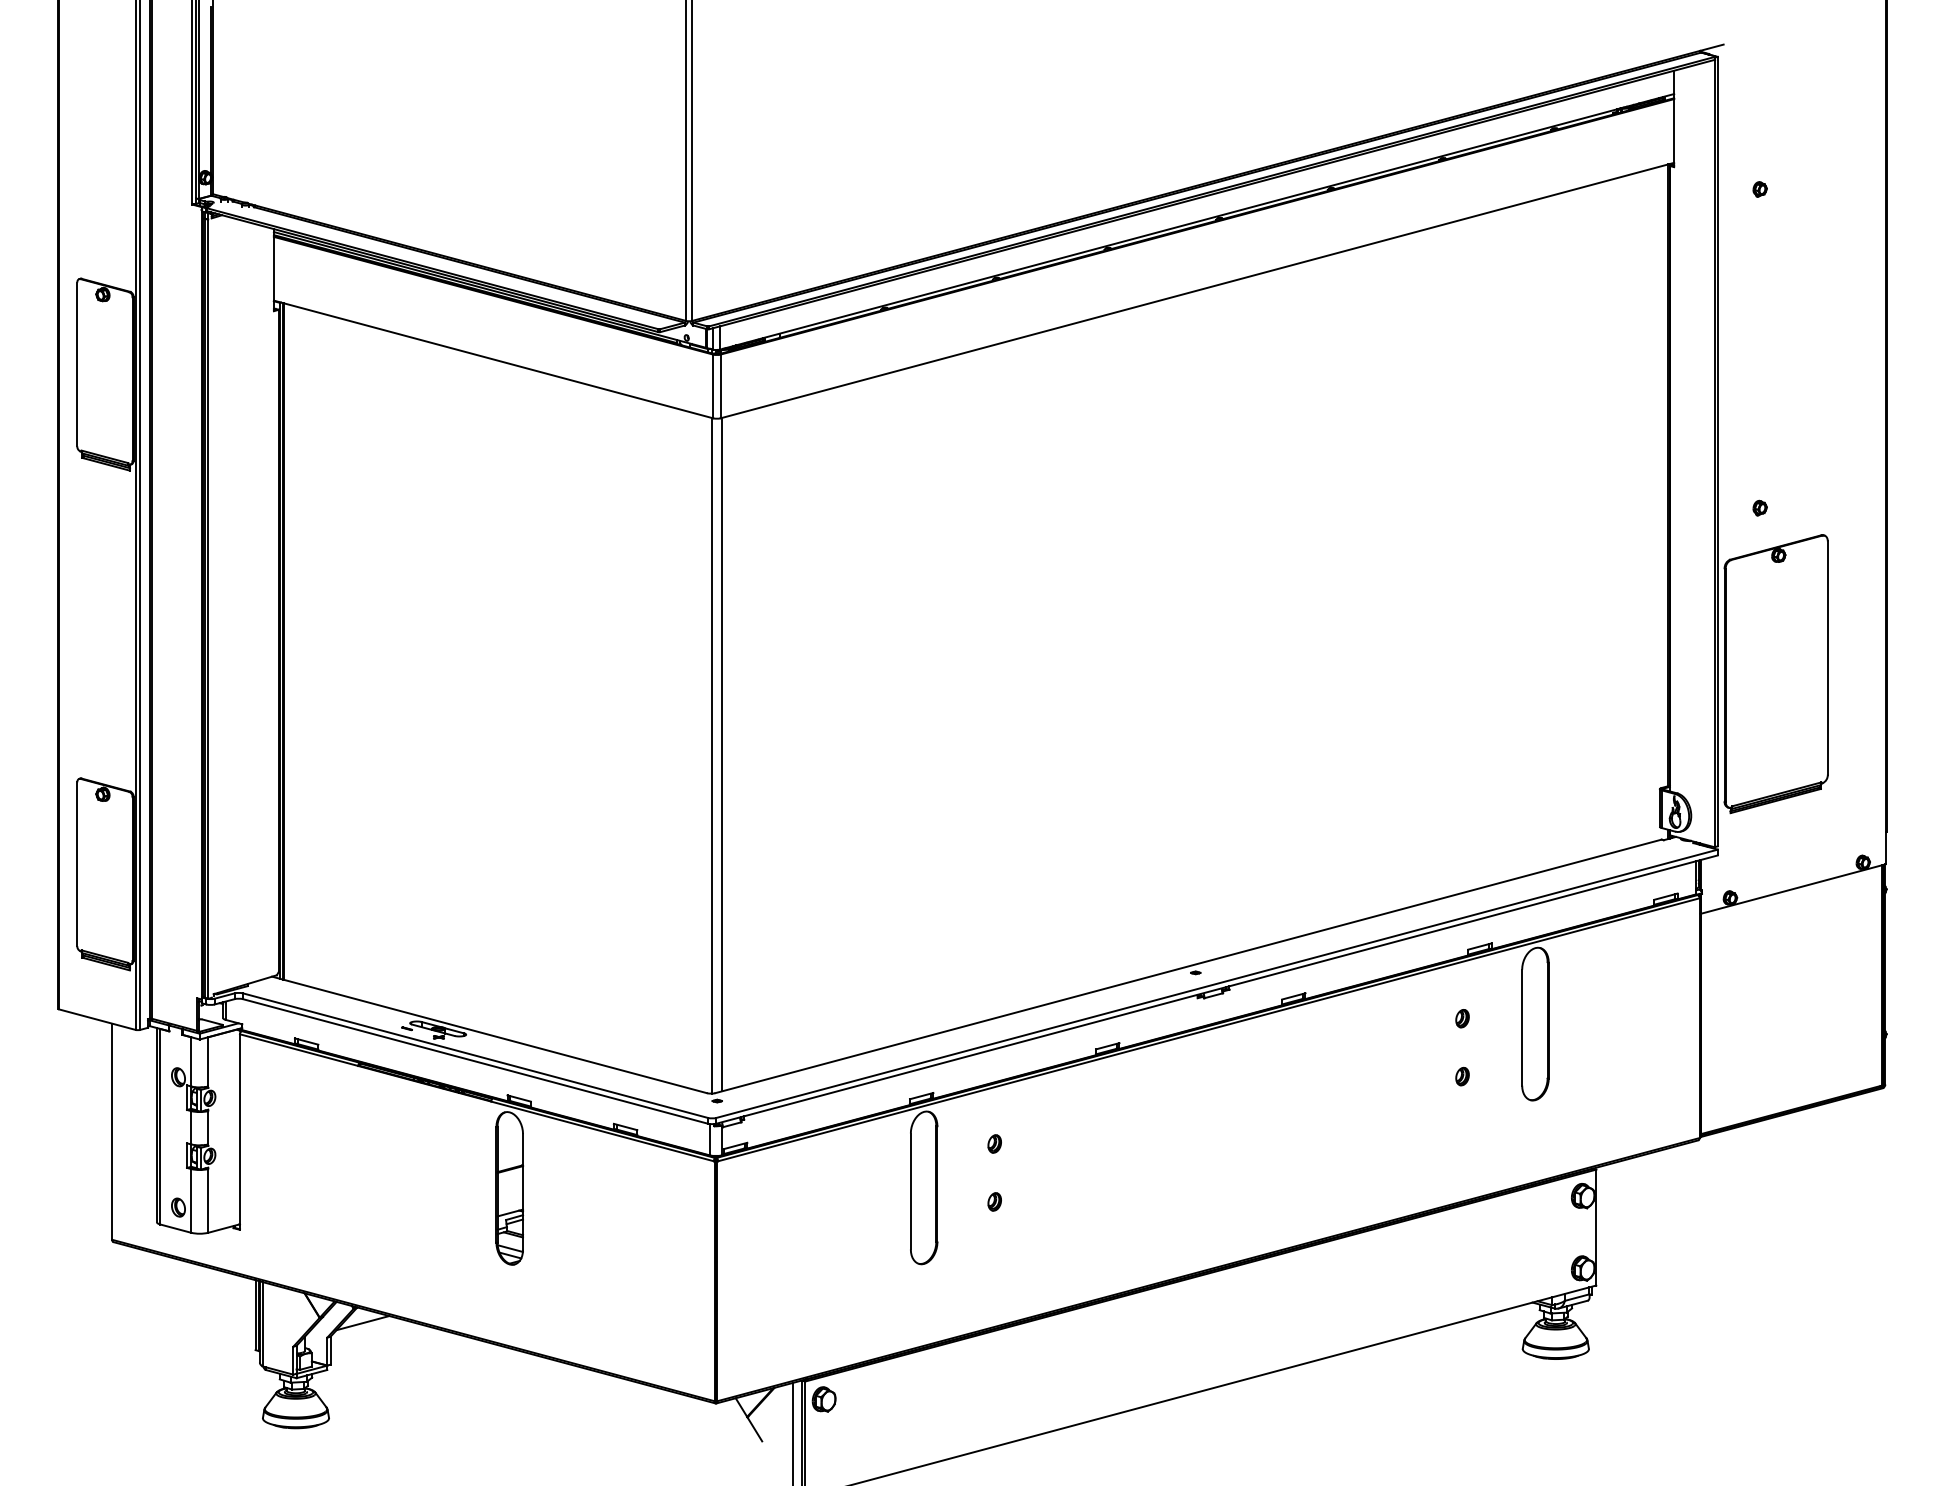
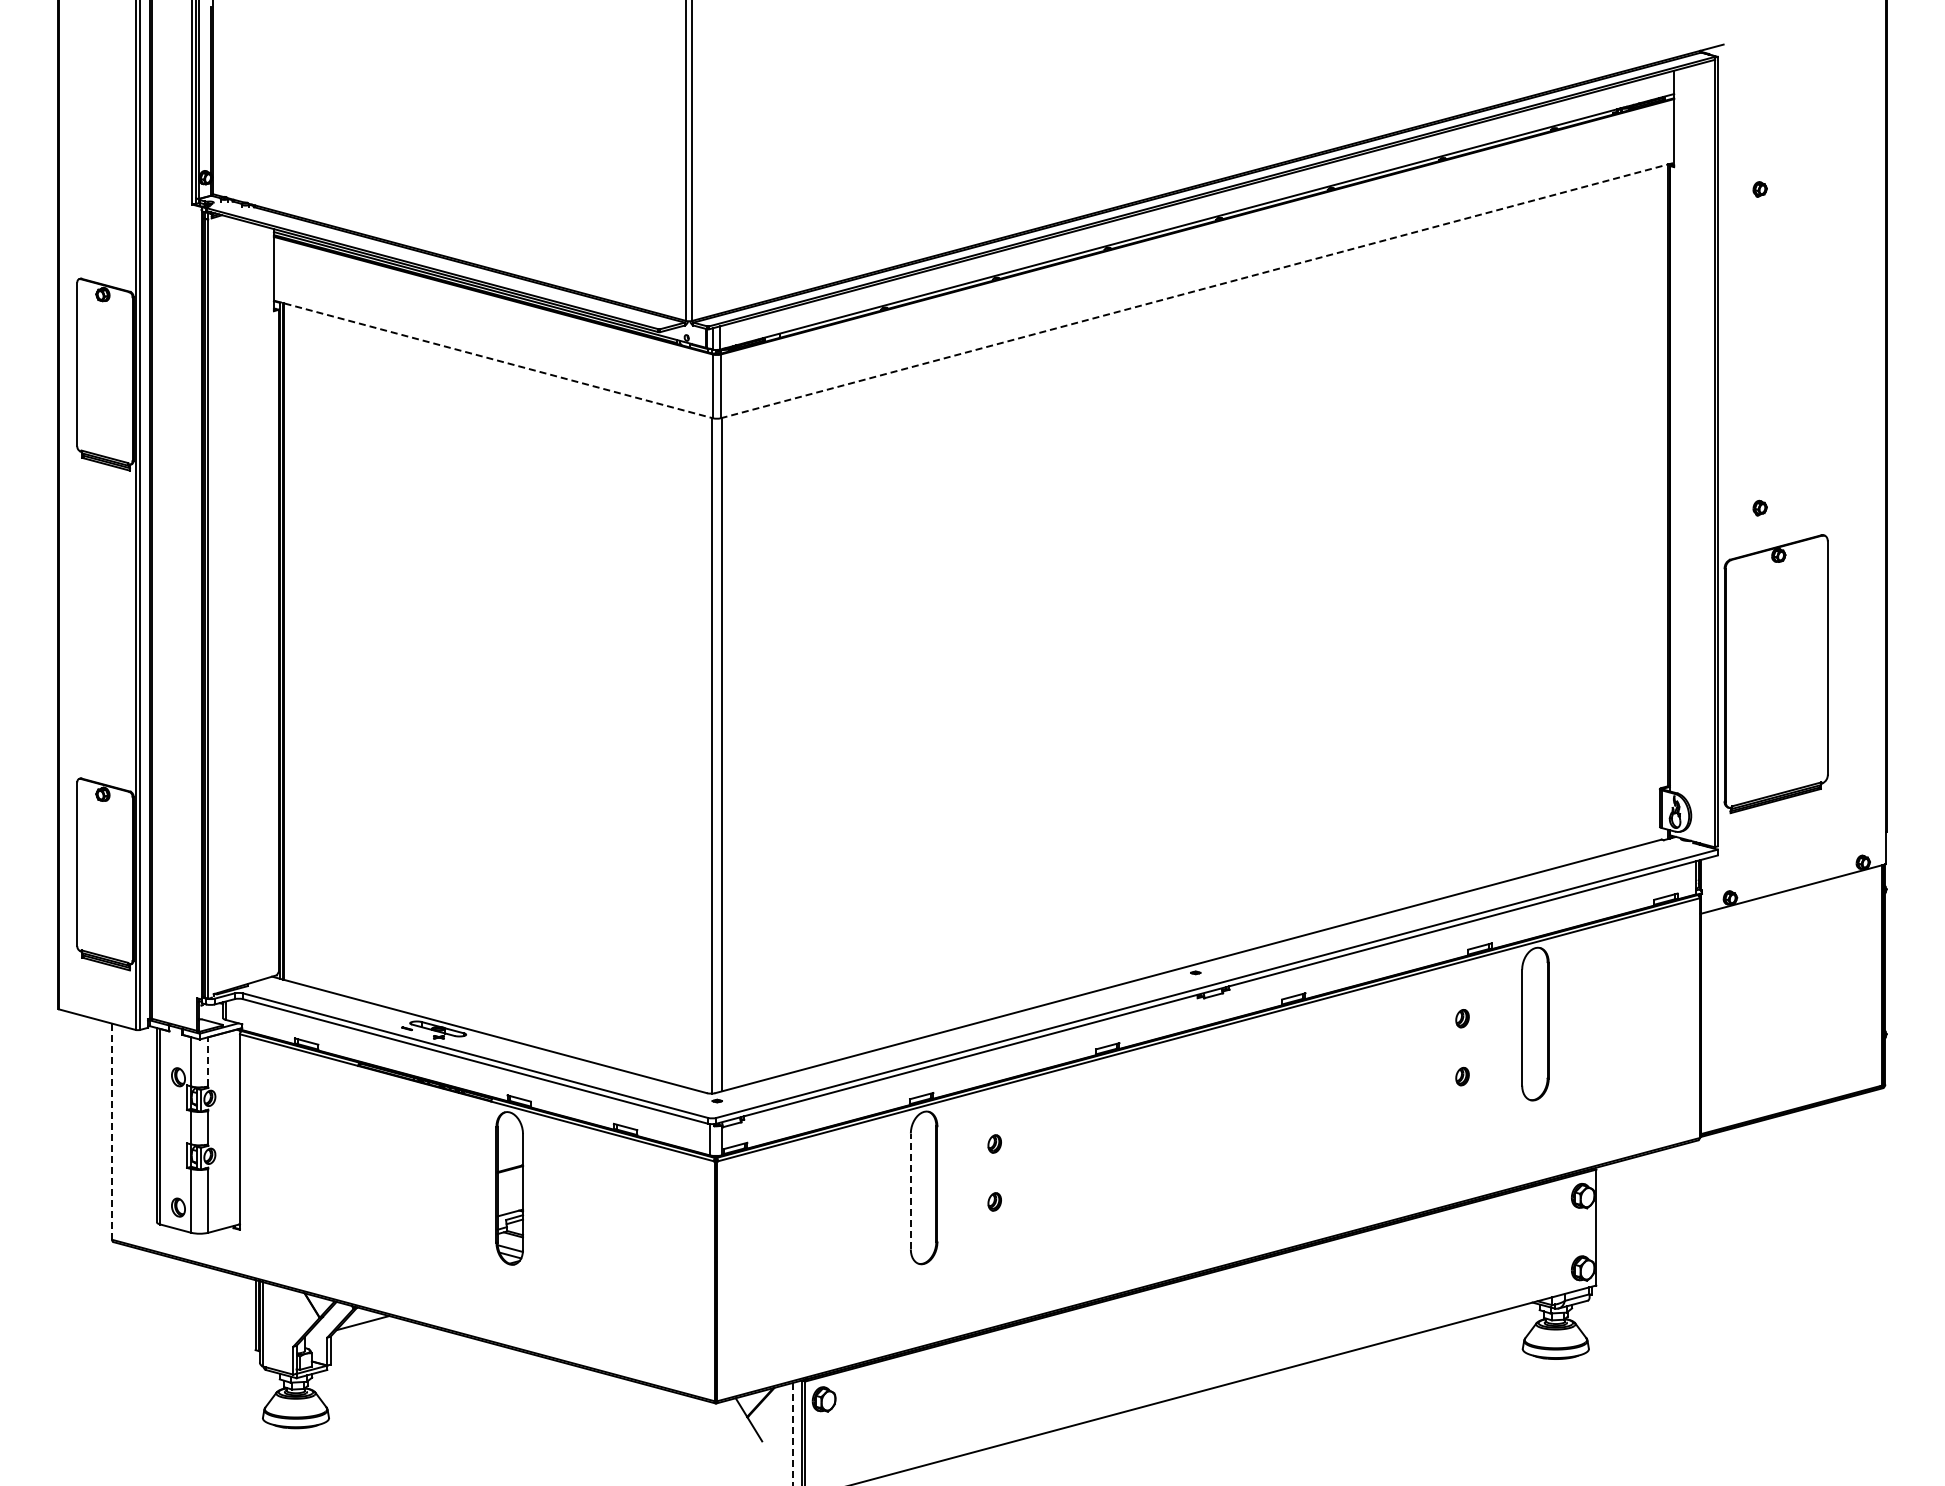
line: solid -> dashed (1197, 290)
line: solid -> dashed (494, 359)
line: solid -> dashed (208, 1061)
line: solid -> dashed (112, 1131)
line: solid -> dashed (910, 1191)
line: solid -> dashed (793, 1434)
